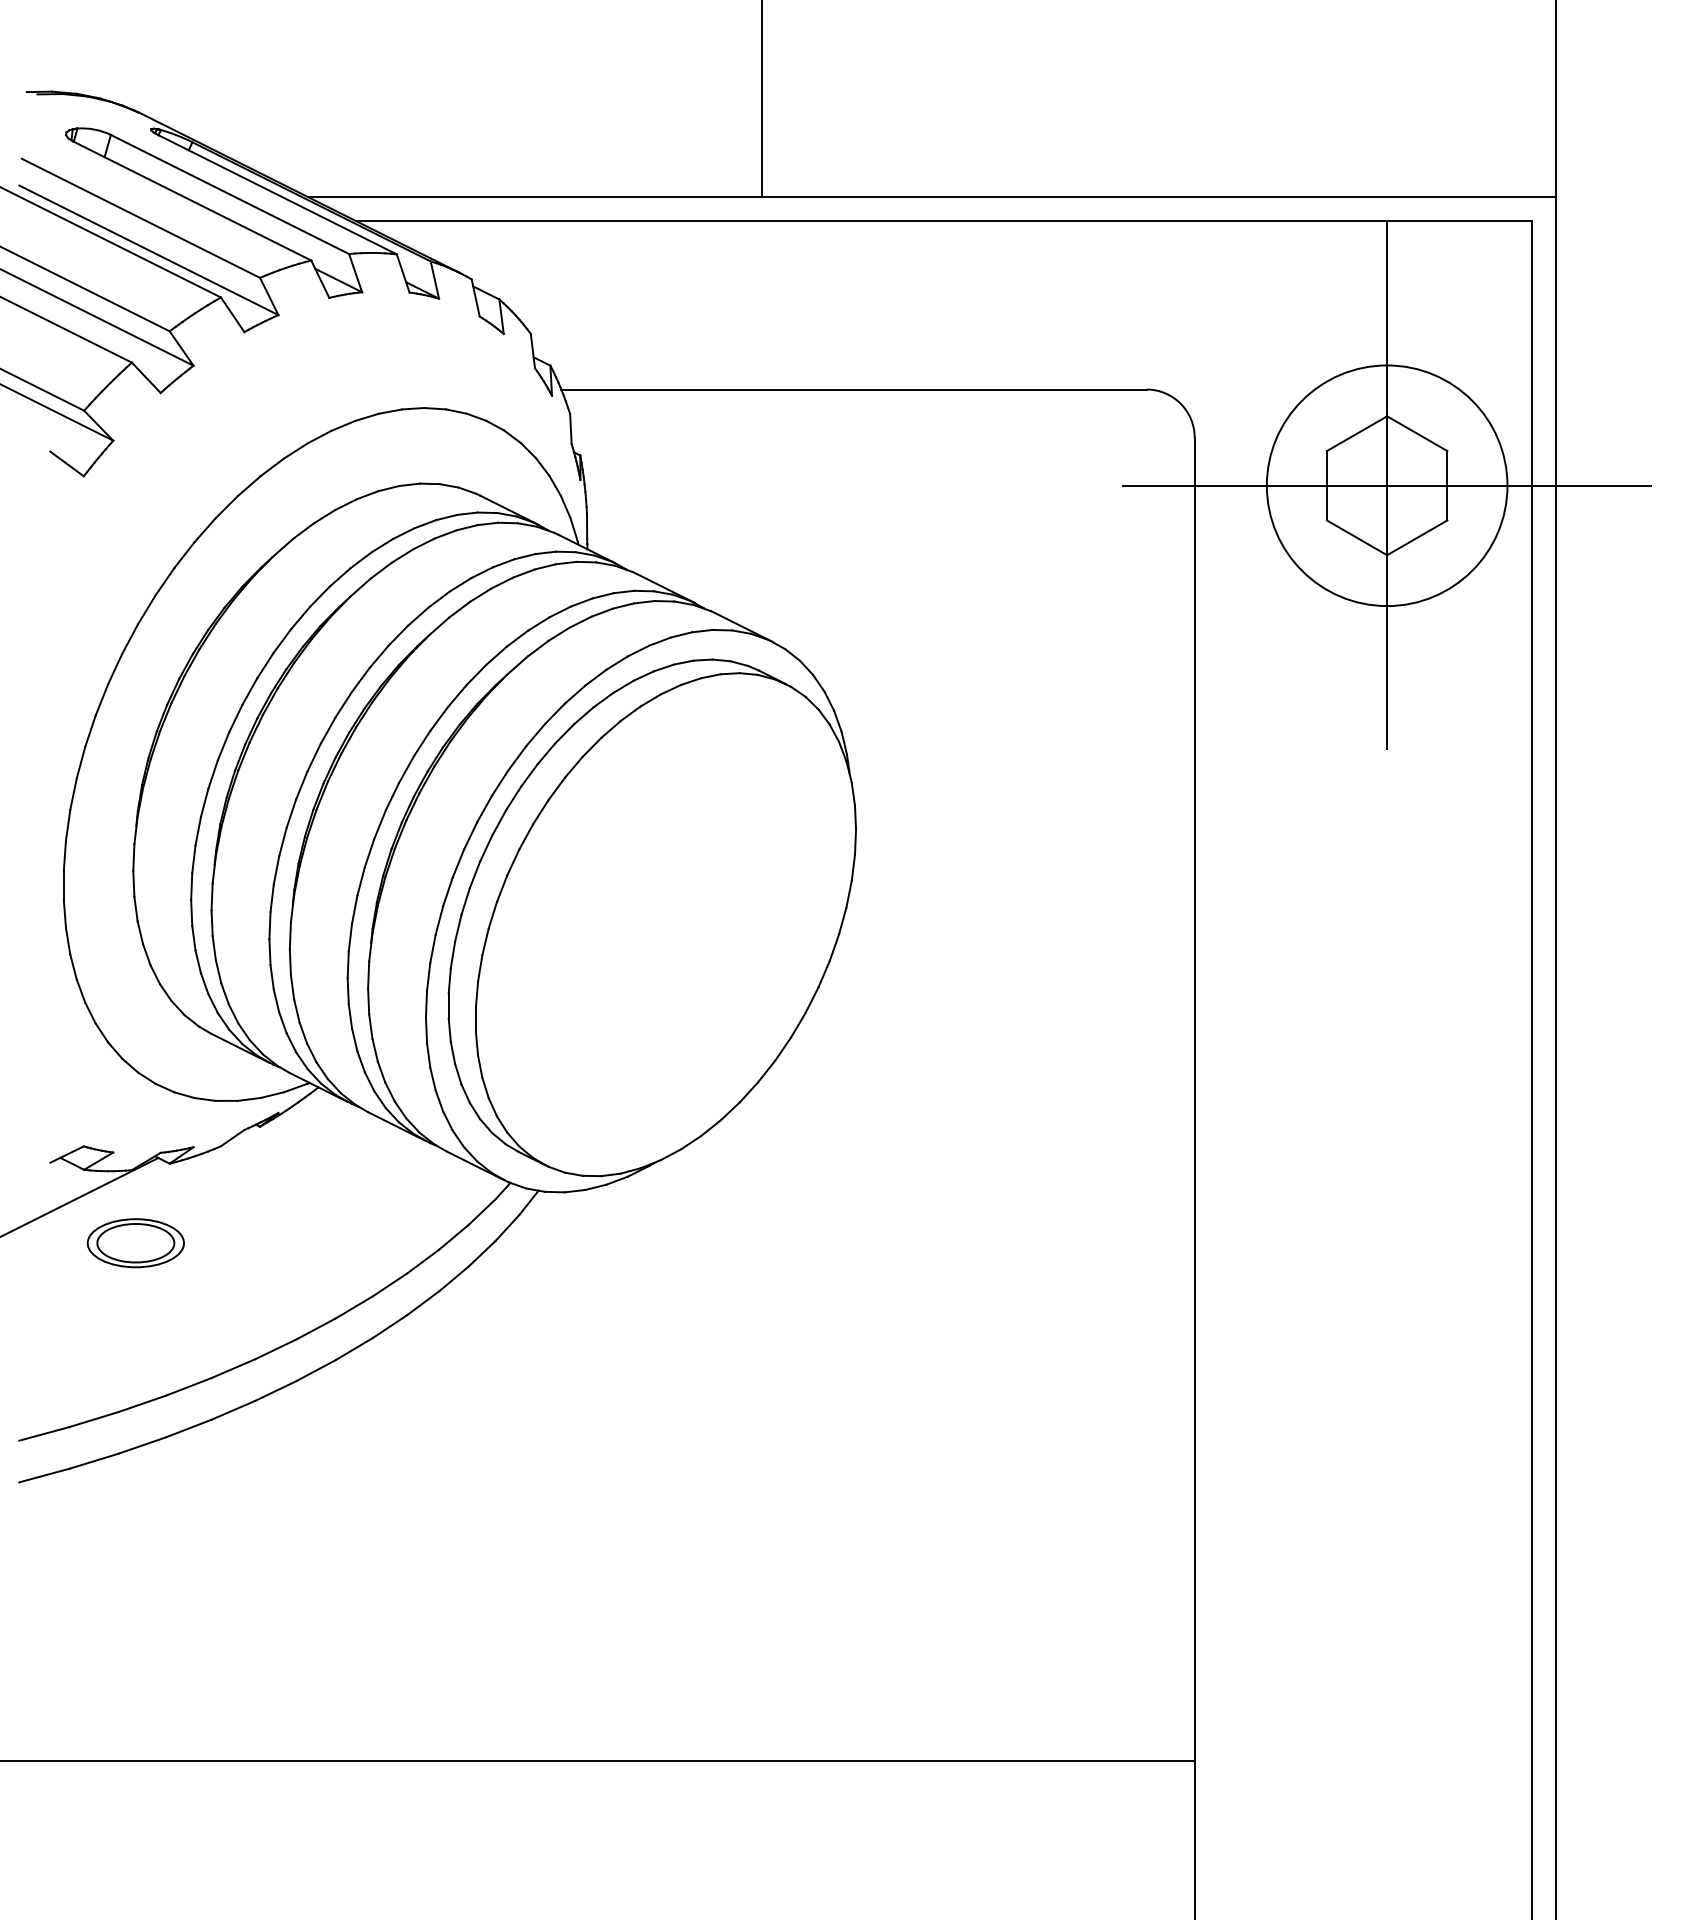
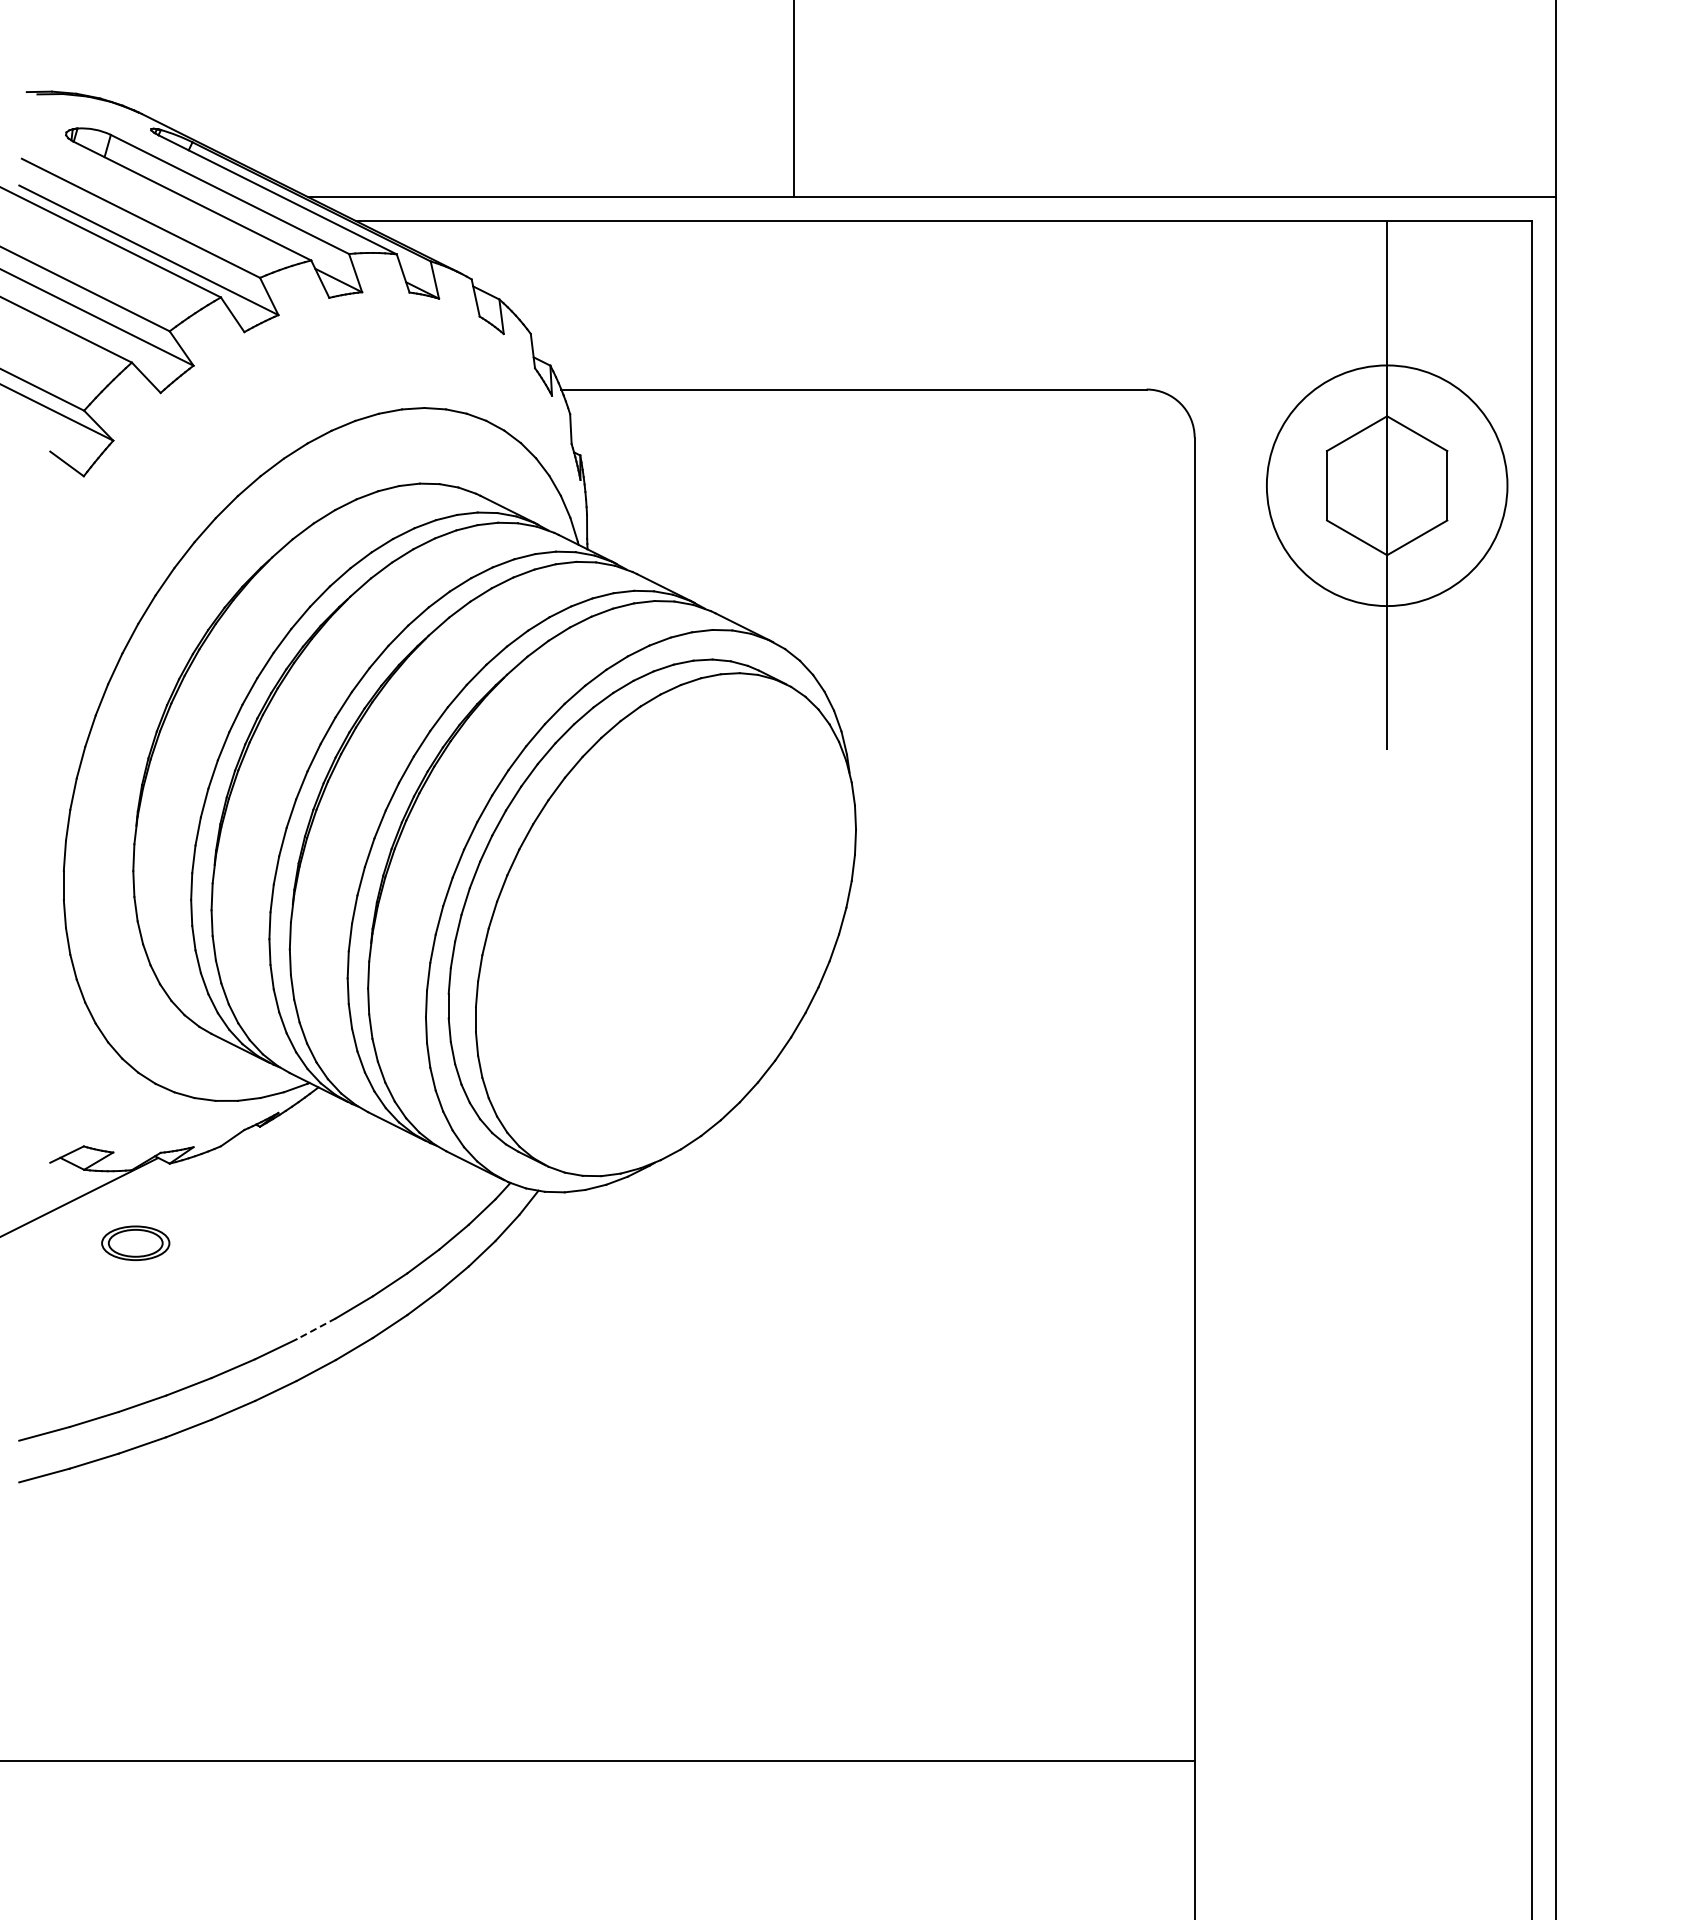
line position: (761, 99) -> (793, 99) (793, 99)
line: present -> none (1386, 485)
part size: 99x51 px -> 70x36 px (135, 1242)
line: solid -> dashed (315, 1329)
